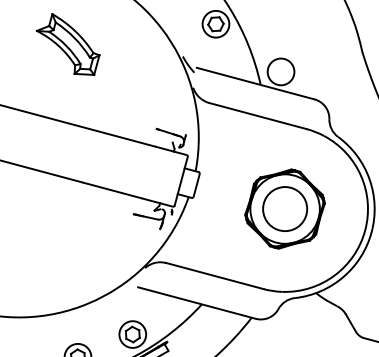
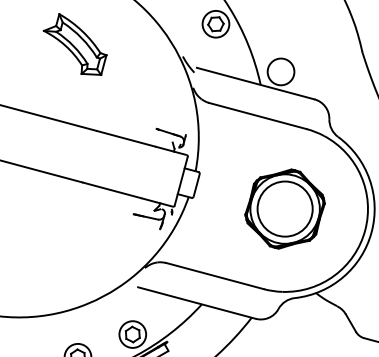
part position: (67, 44) -> (74, 44) (74, 44)
circle diameter: 44 px -> 55 px (284, 208)
